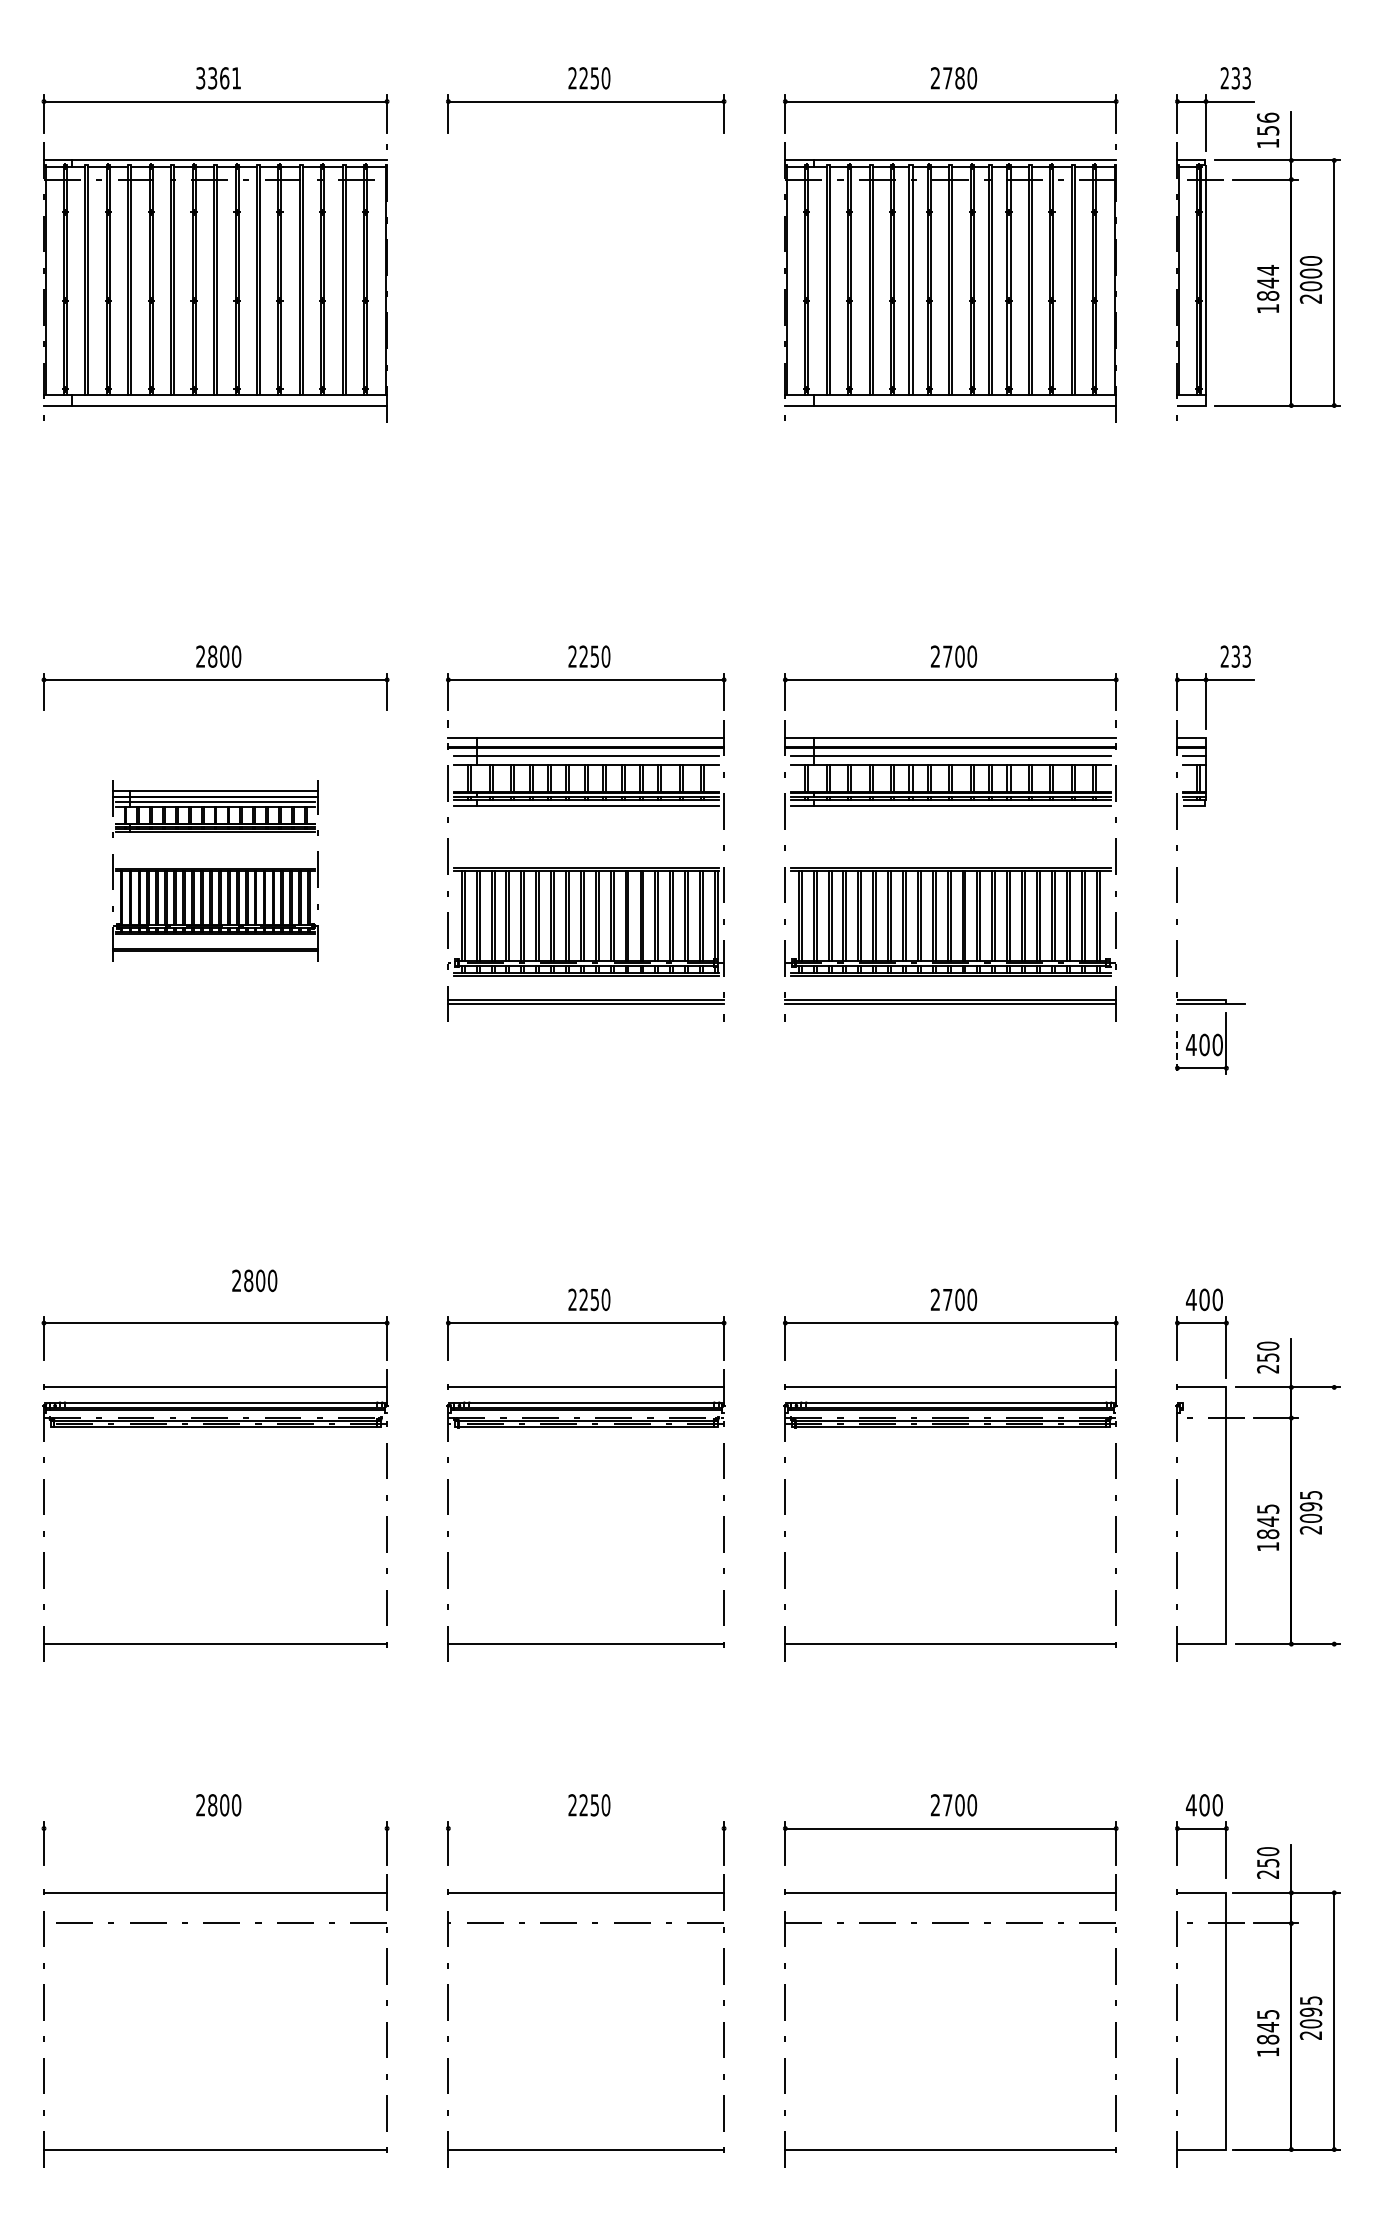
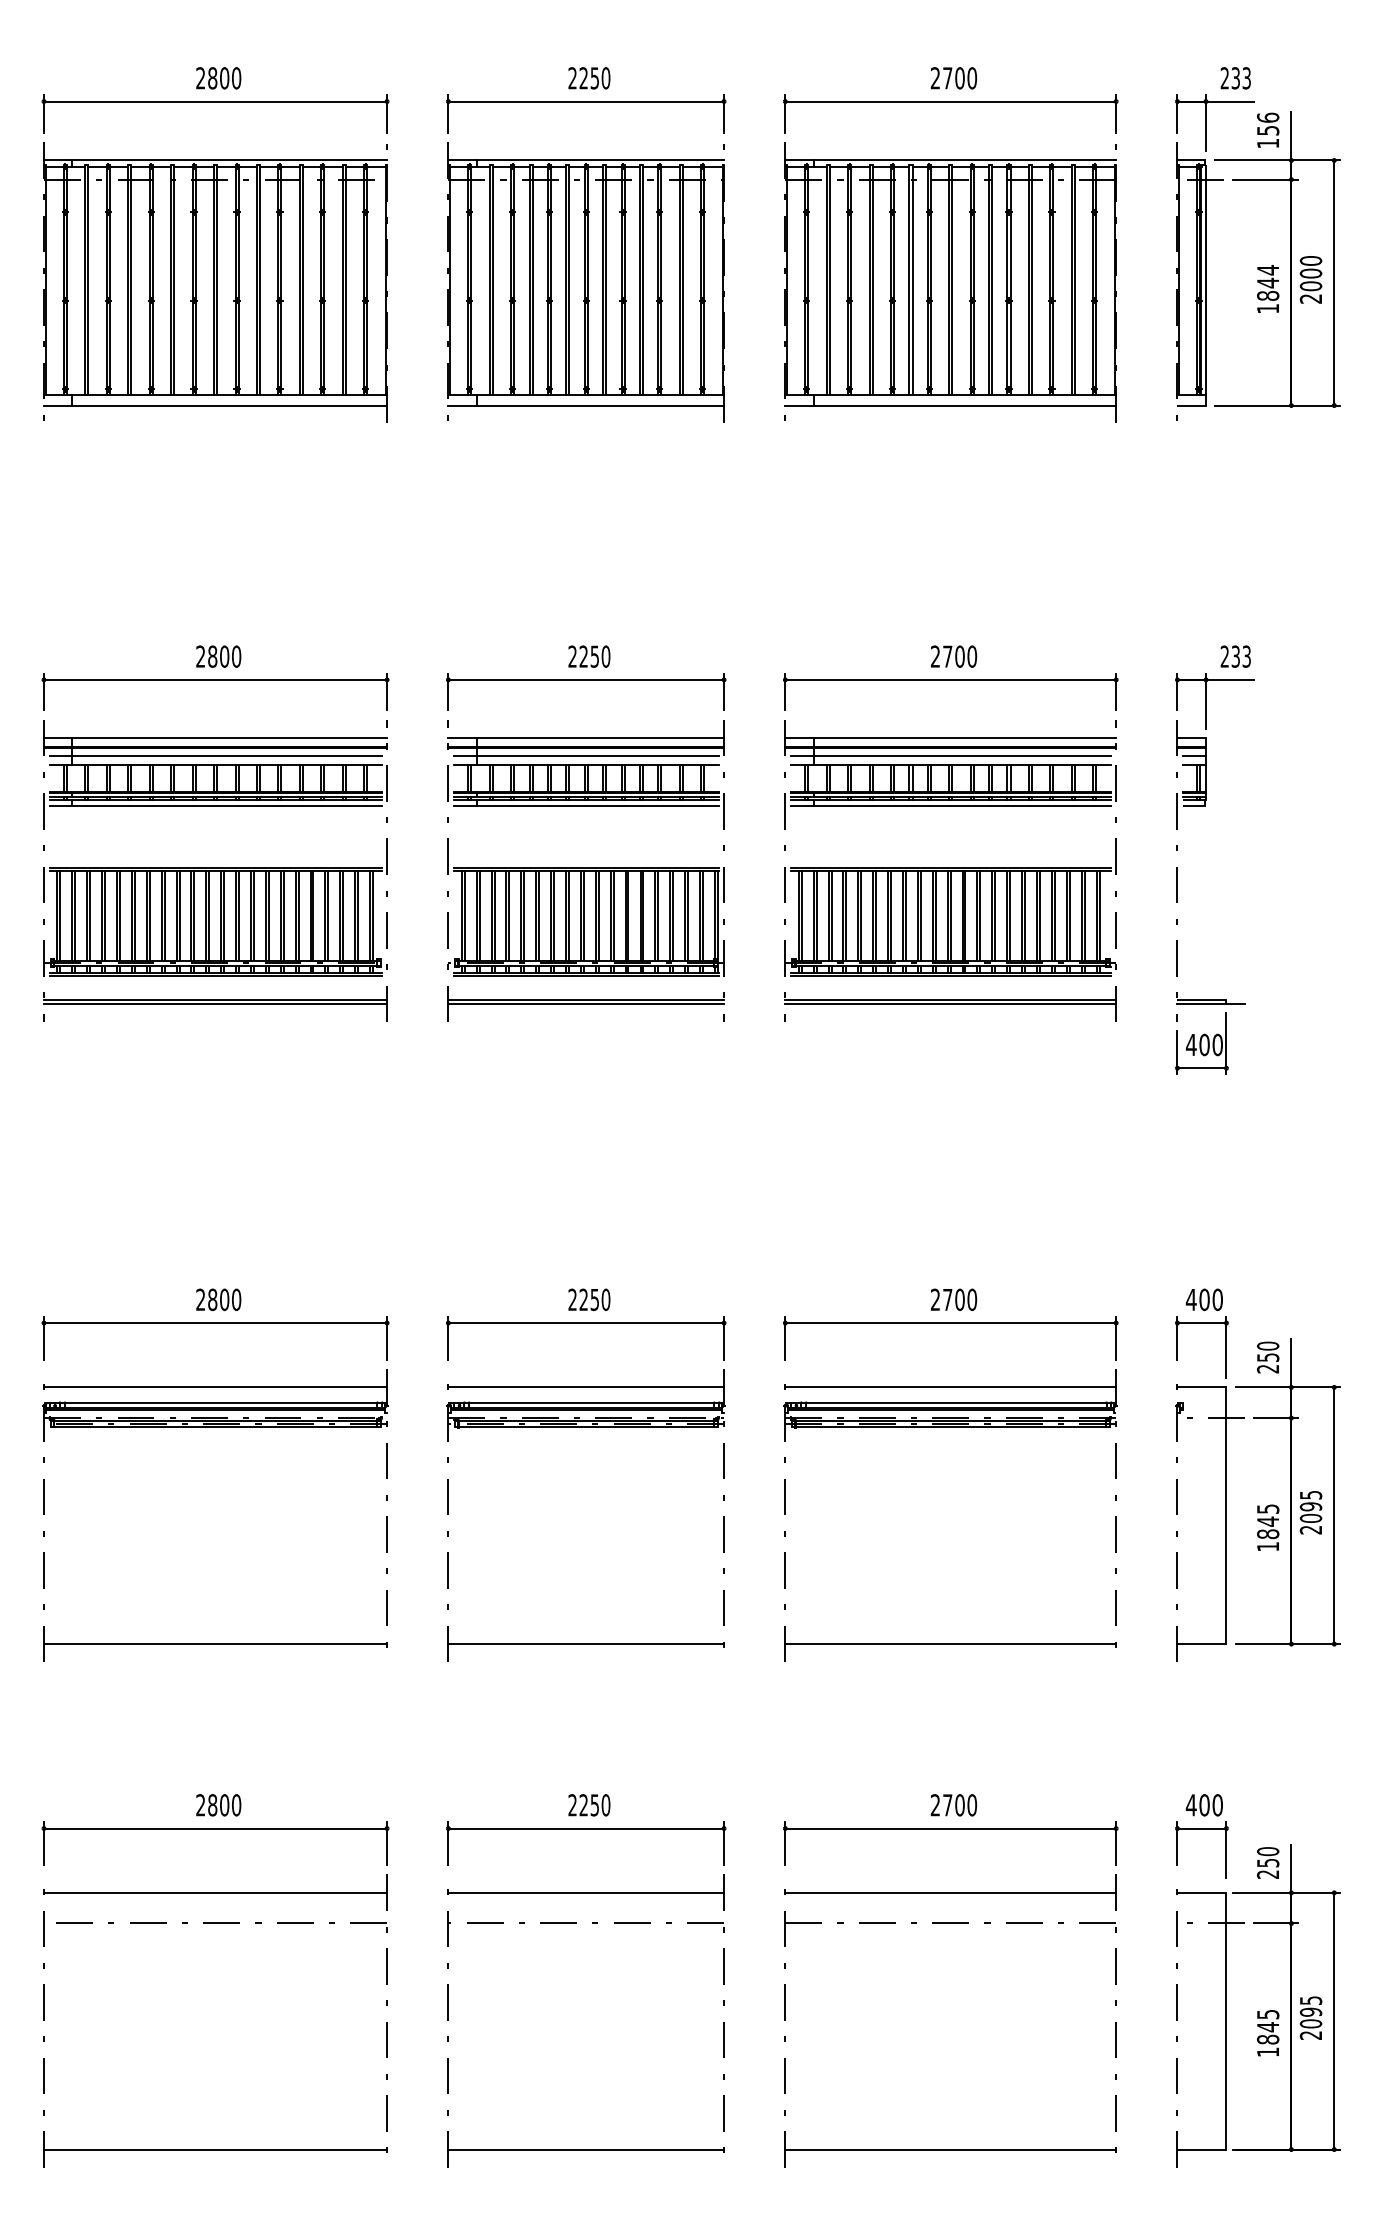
text: 3361 -> 2800 (218, 78)
text: 2780 -> 2700 (959, 78)
part: none -> present (585, 282)
part size: 207x182 px -> 345x302 px (215, 870)
line: dashed -> solid (1177, 1053)
text position: (254, 1280) -> (218, 1299) (218, 1299)
line: none -> present (1334, 1515)
line: none -> present (215, 1828)
line: none -> present (586, 1828)
